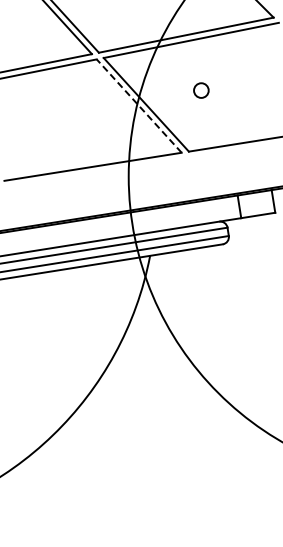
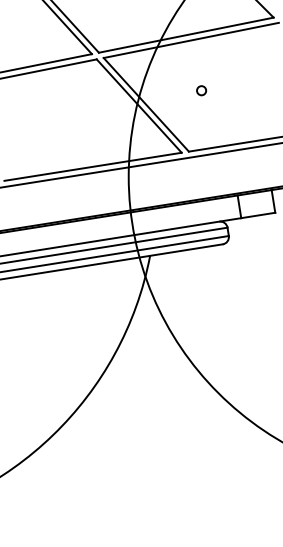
circle size: 17x17 px -> 12x12 px (201, 90)
line: dashed -> solid (138, 105)
line: none -> present (140, 165)
